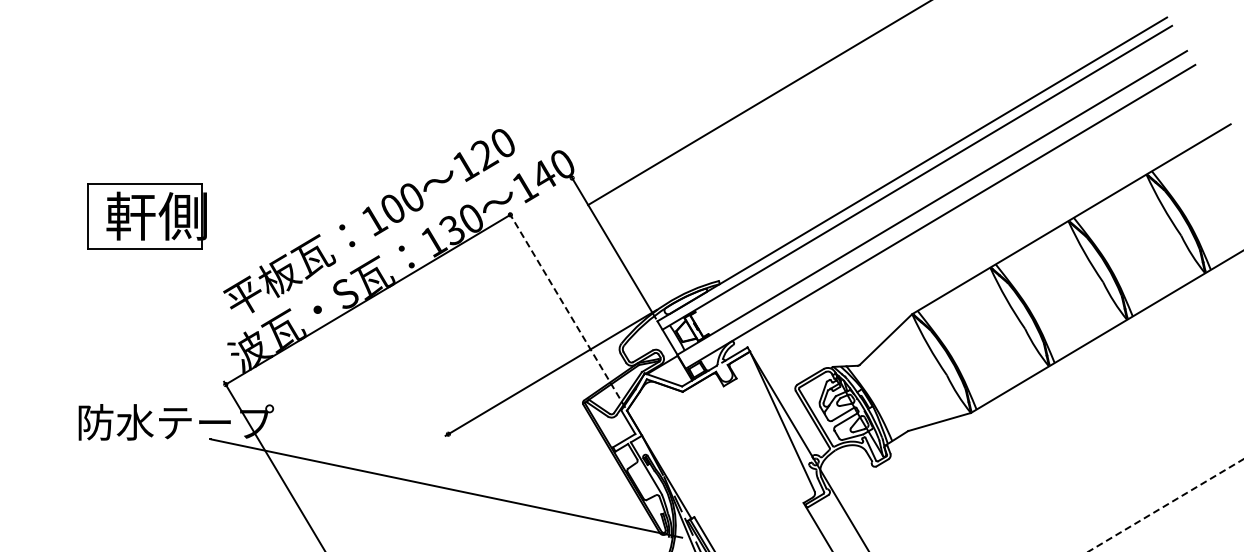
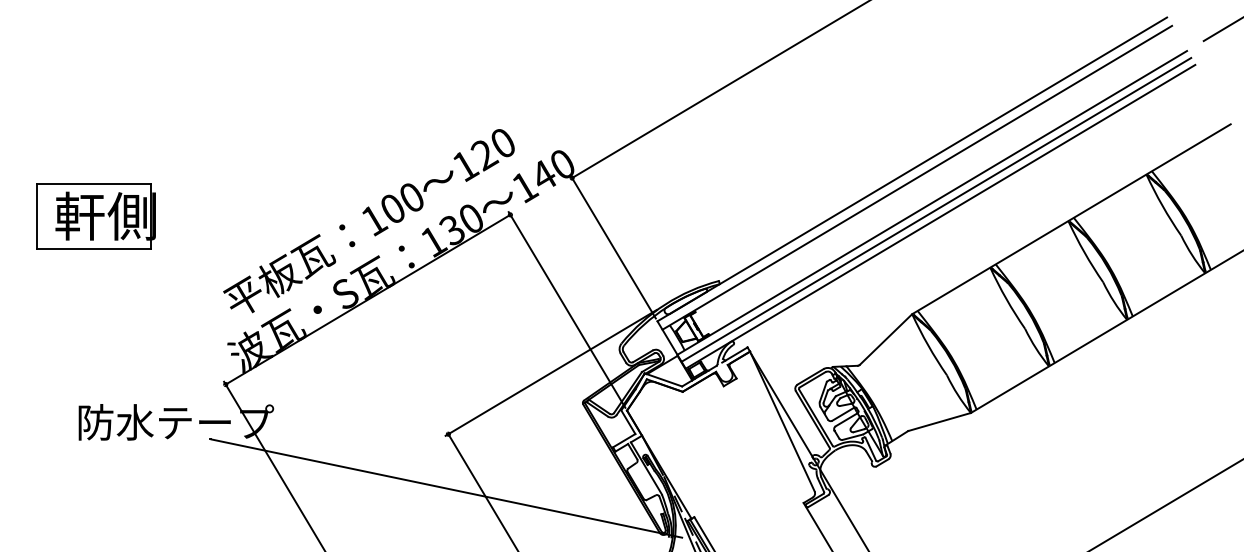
line: none -> present (1221, 29)
line position: (758, 103) -> (719, 90) (719, 90)
line: none -> present (936, 209)
part position: (146, 216) -> (95, 216) (95, 216)
line: dashed -> solid (567, 309)
line: none -> present (482, 491)
line: dashed -> solid (1166, 505)
